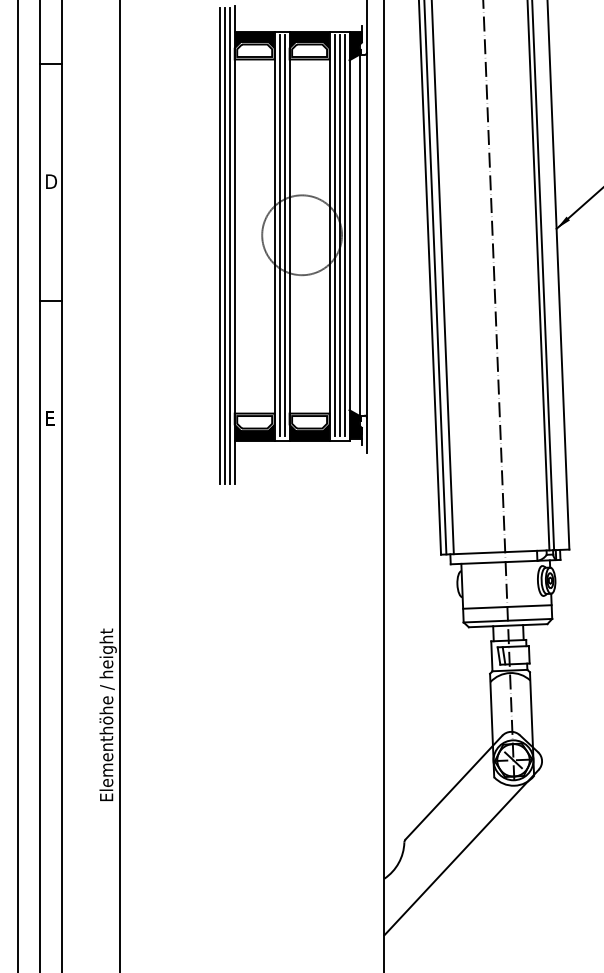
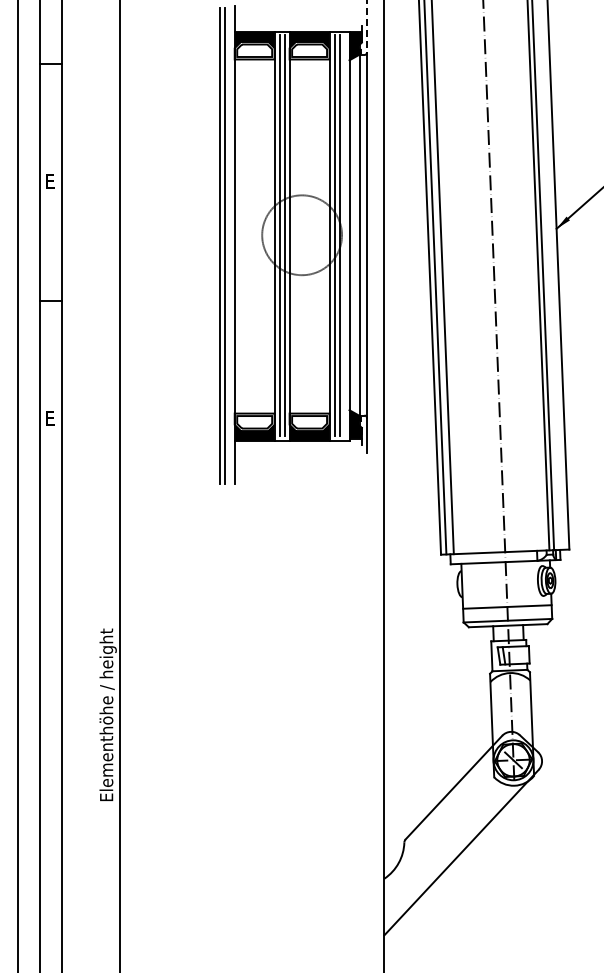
line: solid -> dashed (366, 26)
text: D -> E (51, 181)
line: present -> none (344, 235)
line: present -> none (229, 246)
